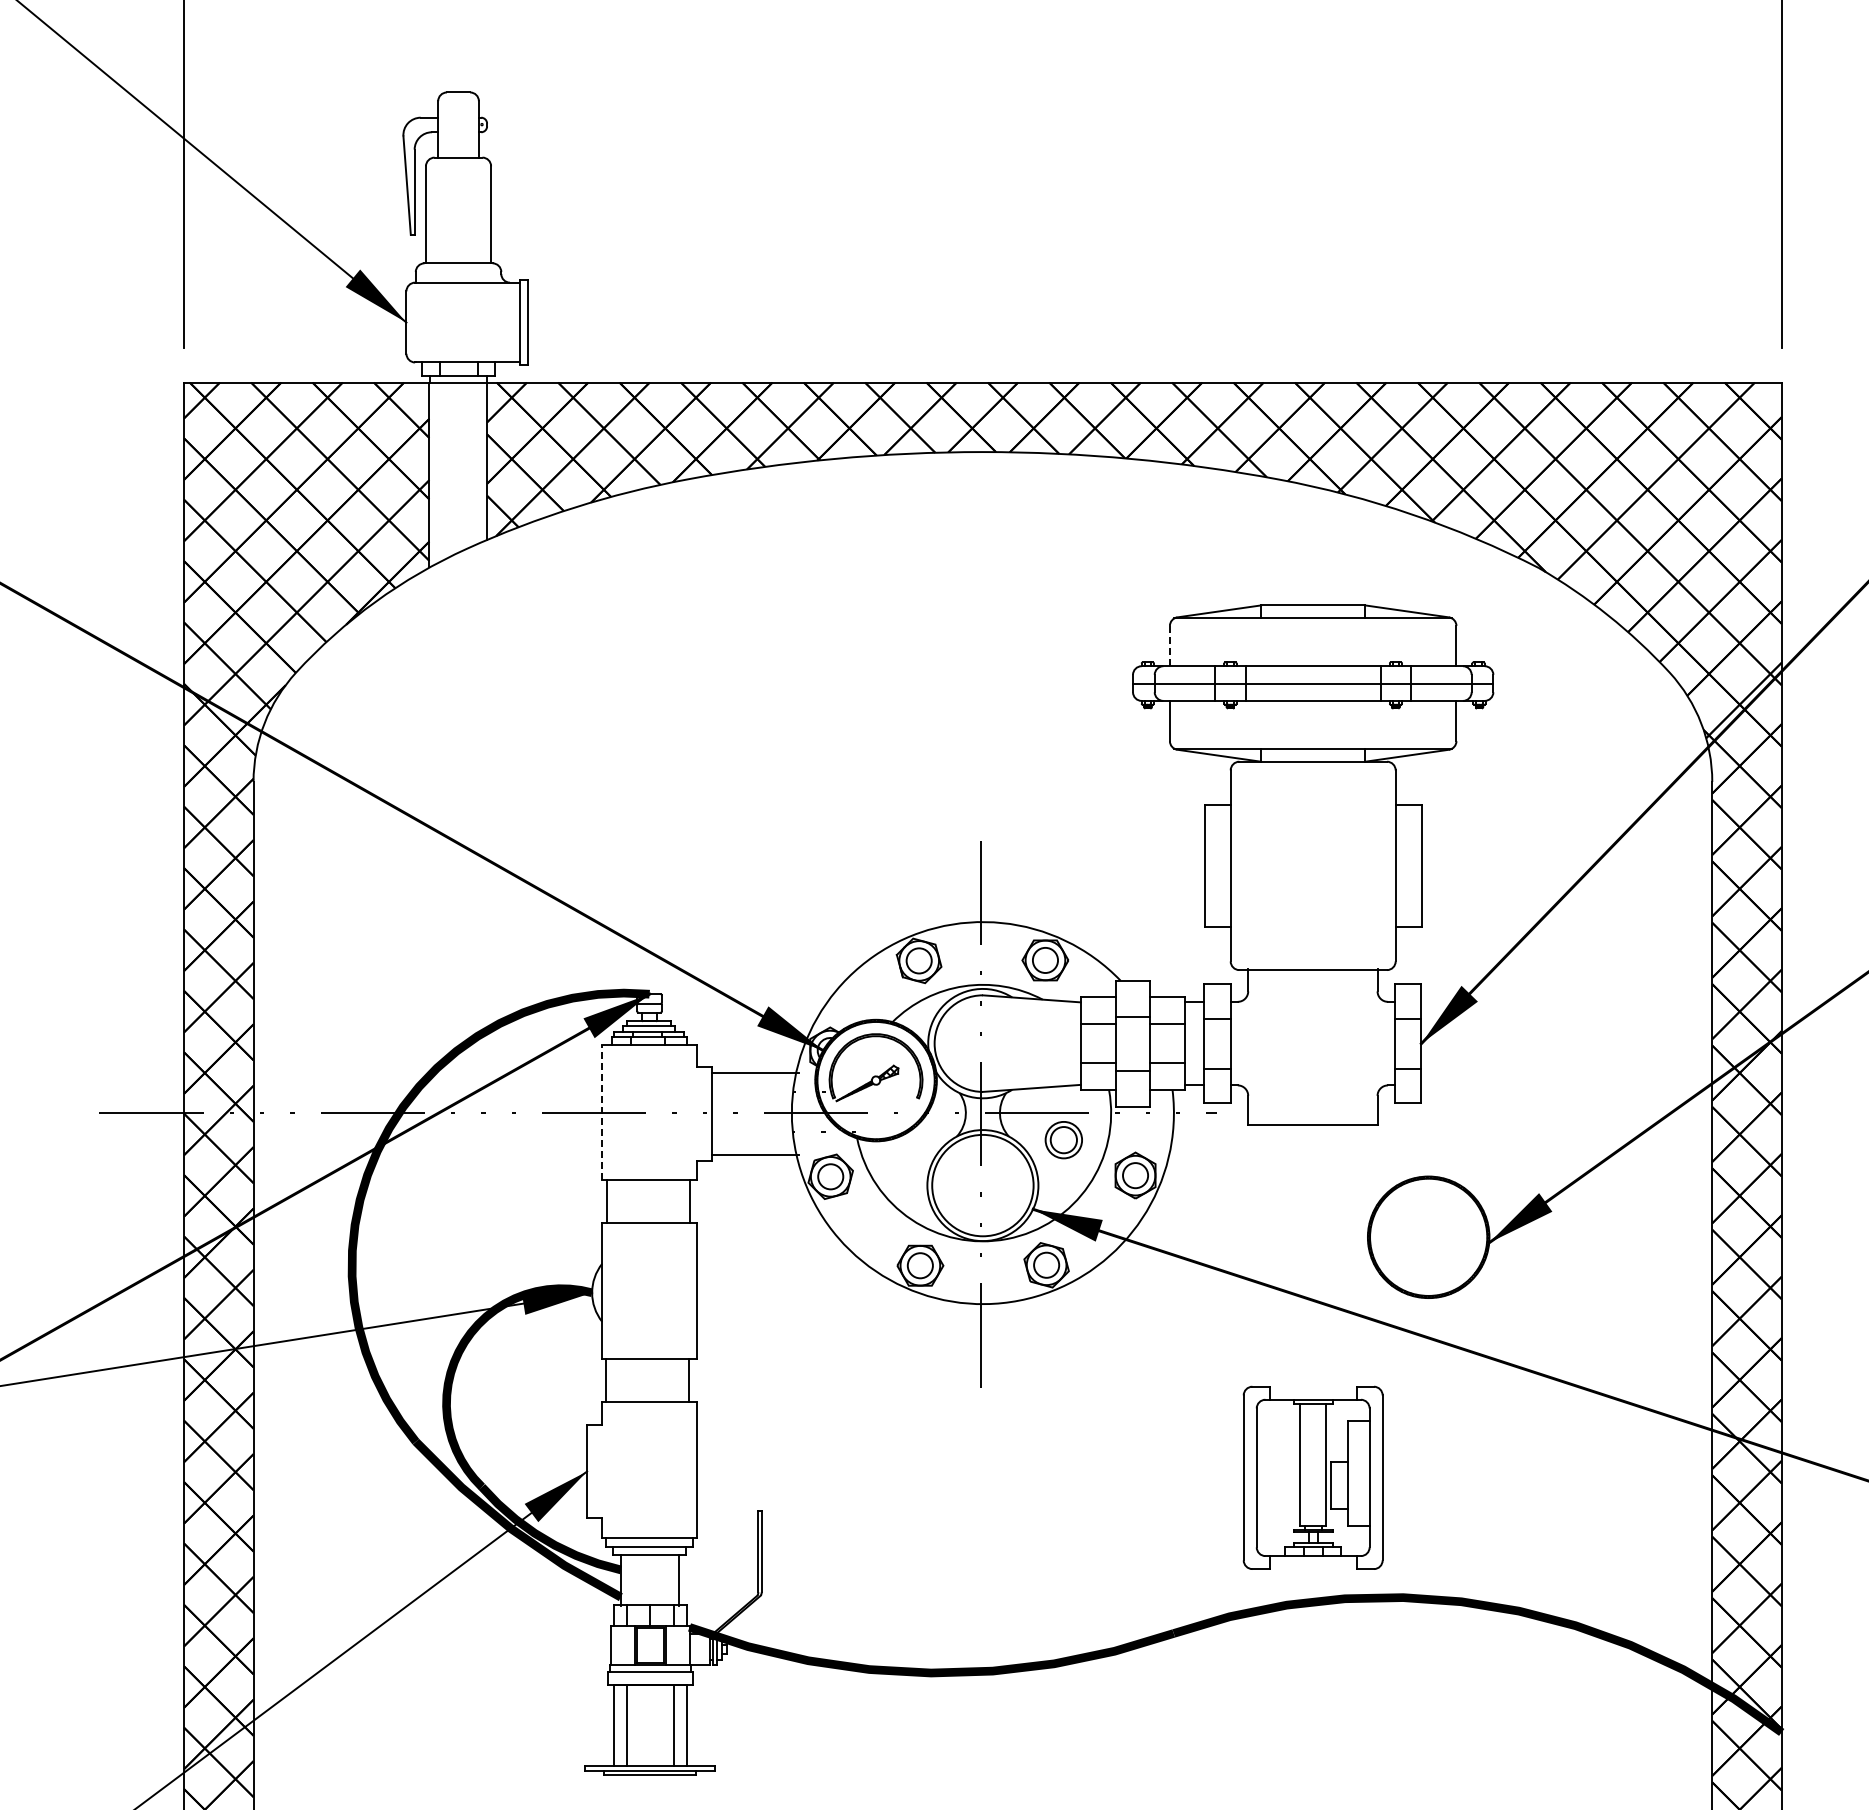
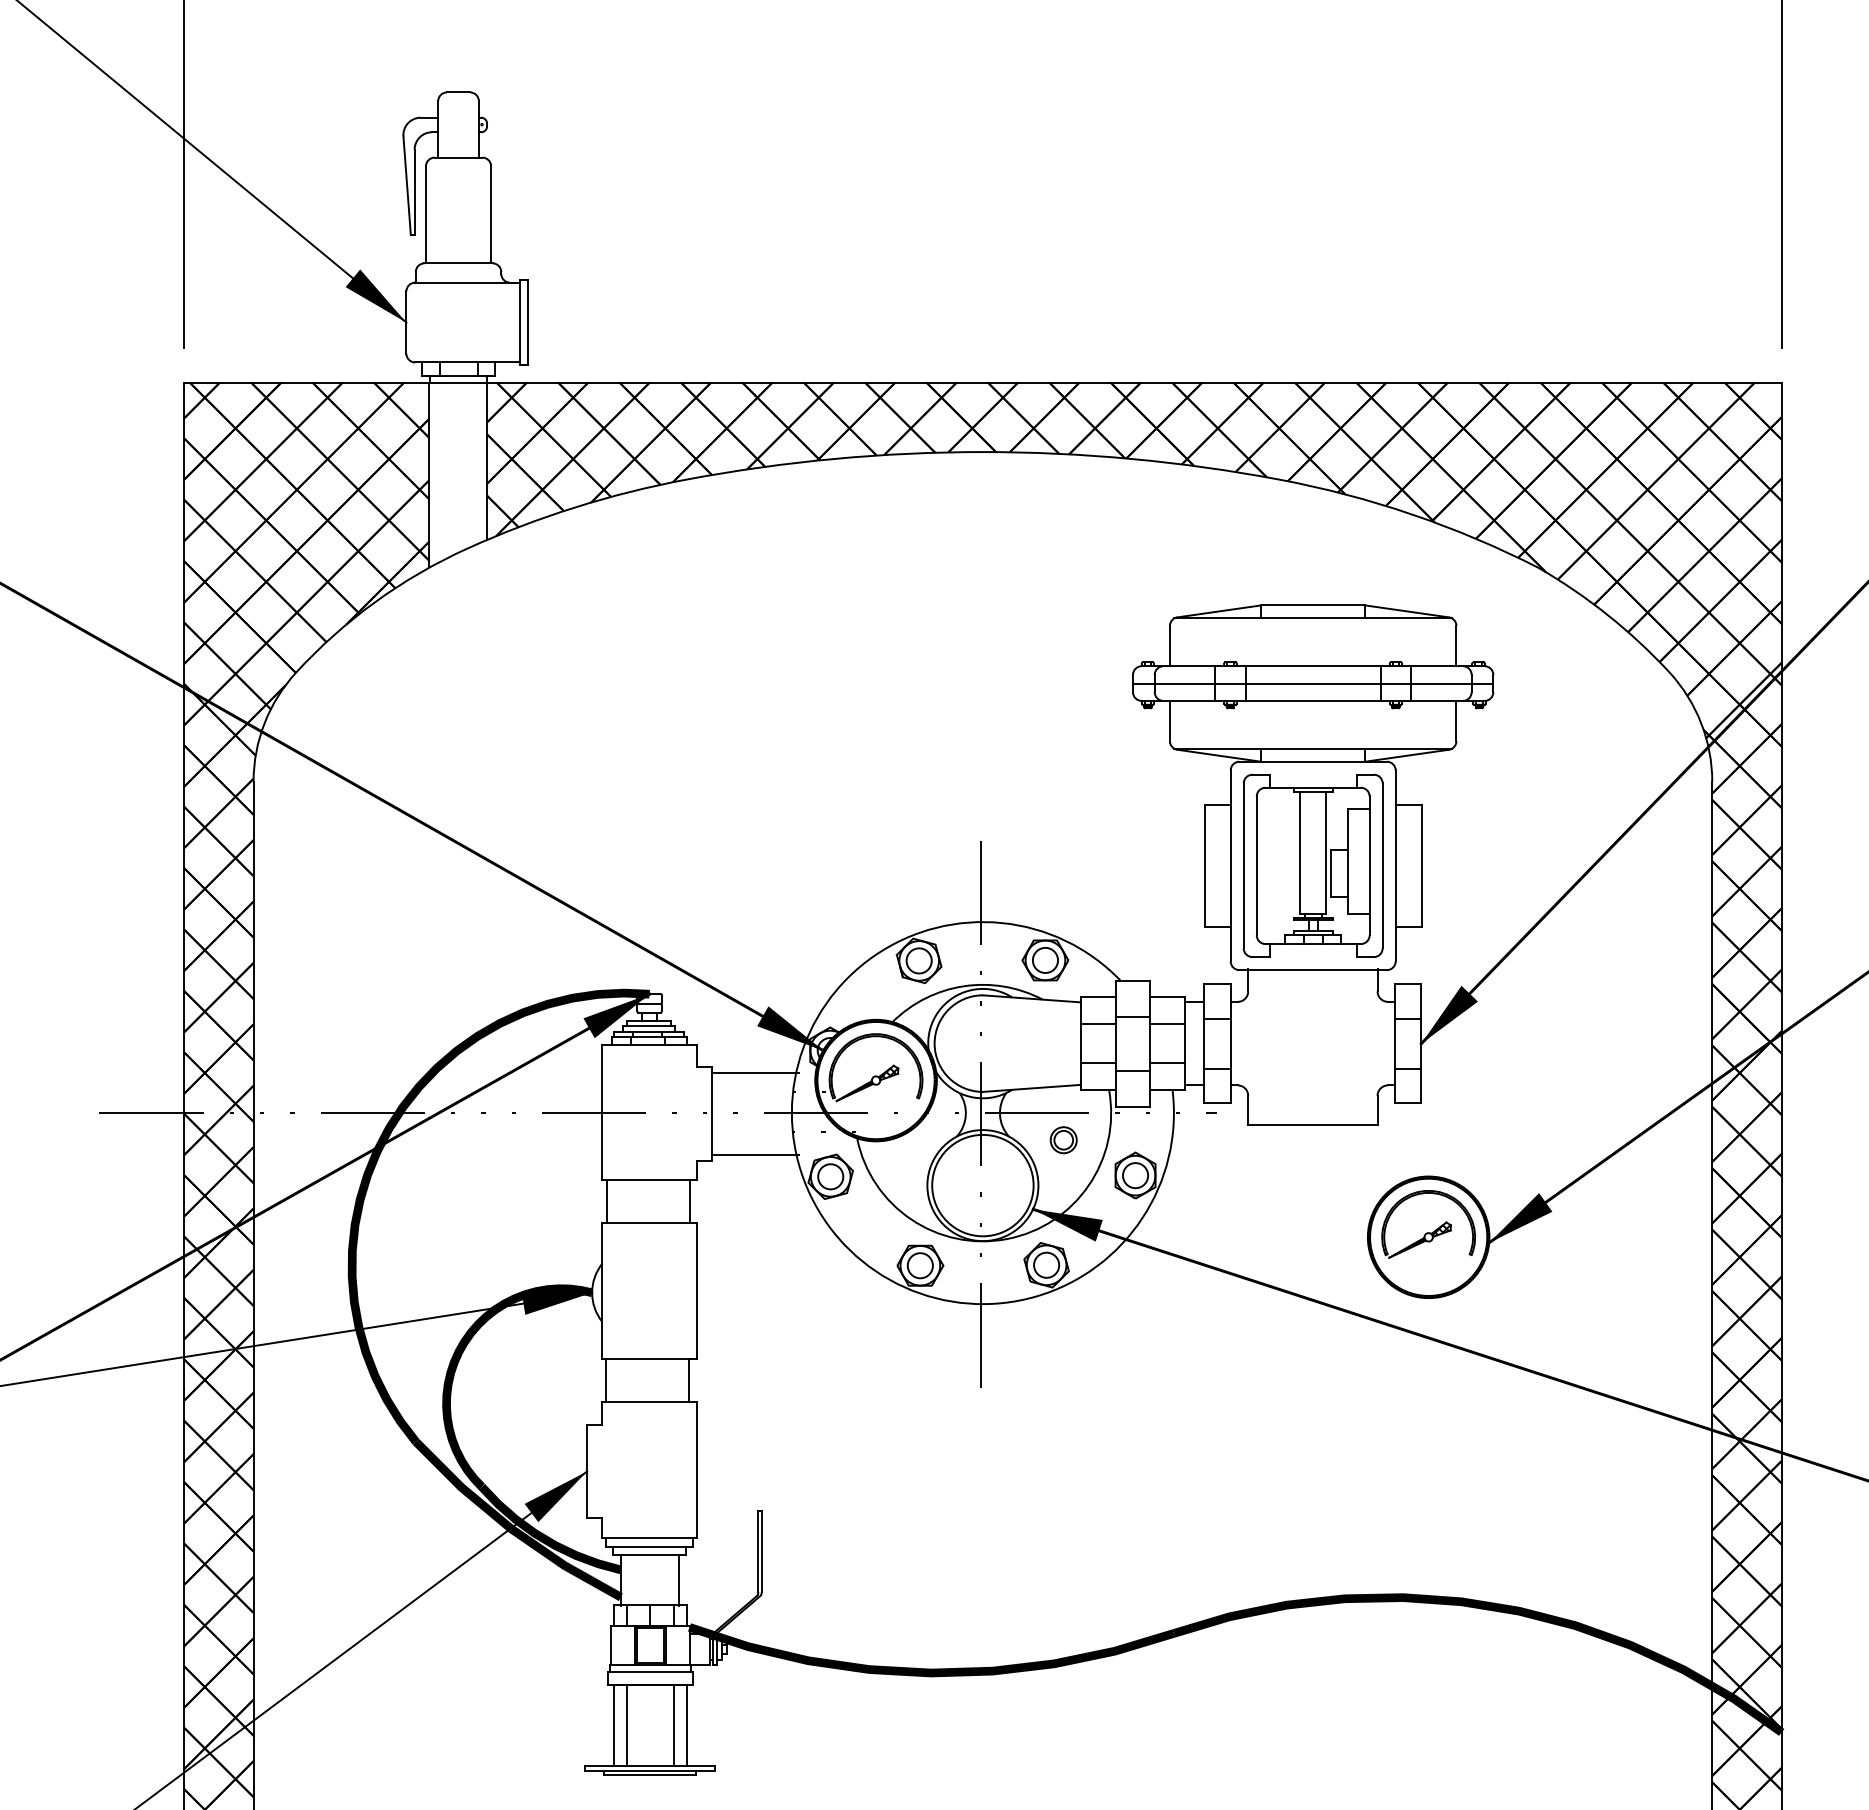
line: dashed -> solid (1169, 646)
line: dashed -> solid (602, 1112)
part size: 39x39 px -> 29x29 px (1063, 1140)
part: none -> present (1428, 1232)
part position: (1312, 1477) -> (1312, 865) (1312, 865)
